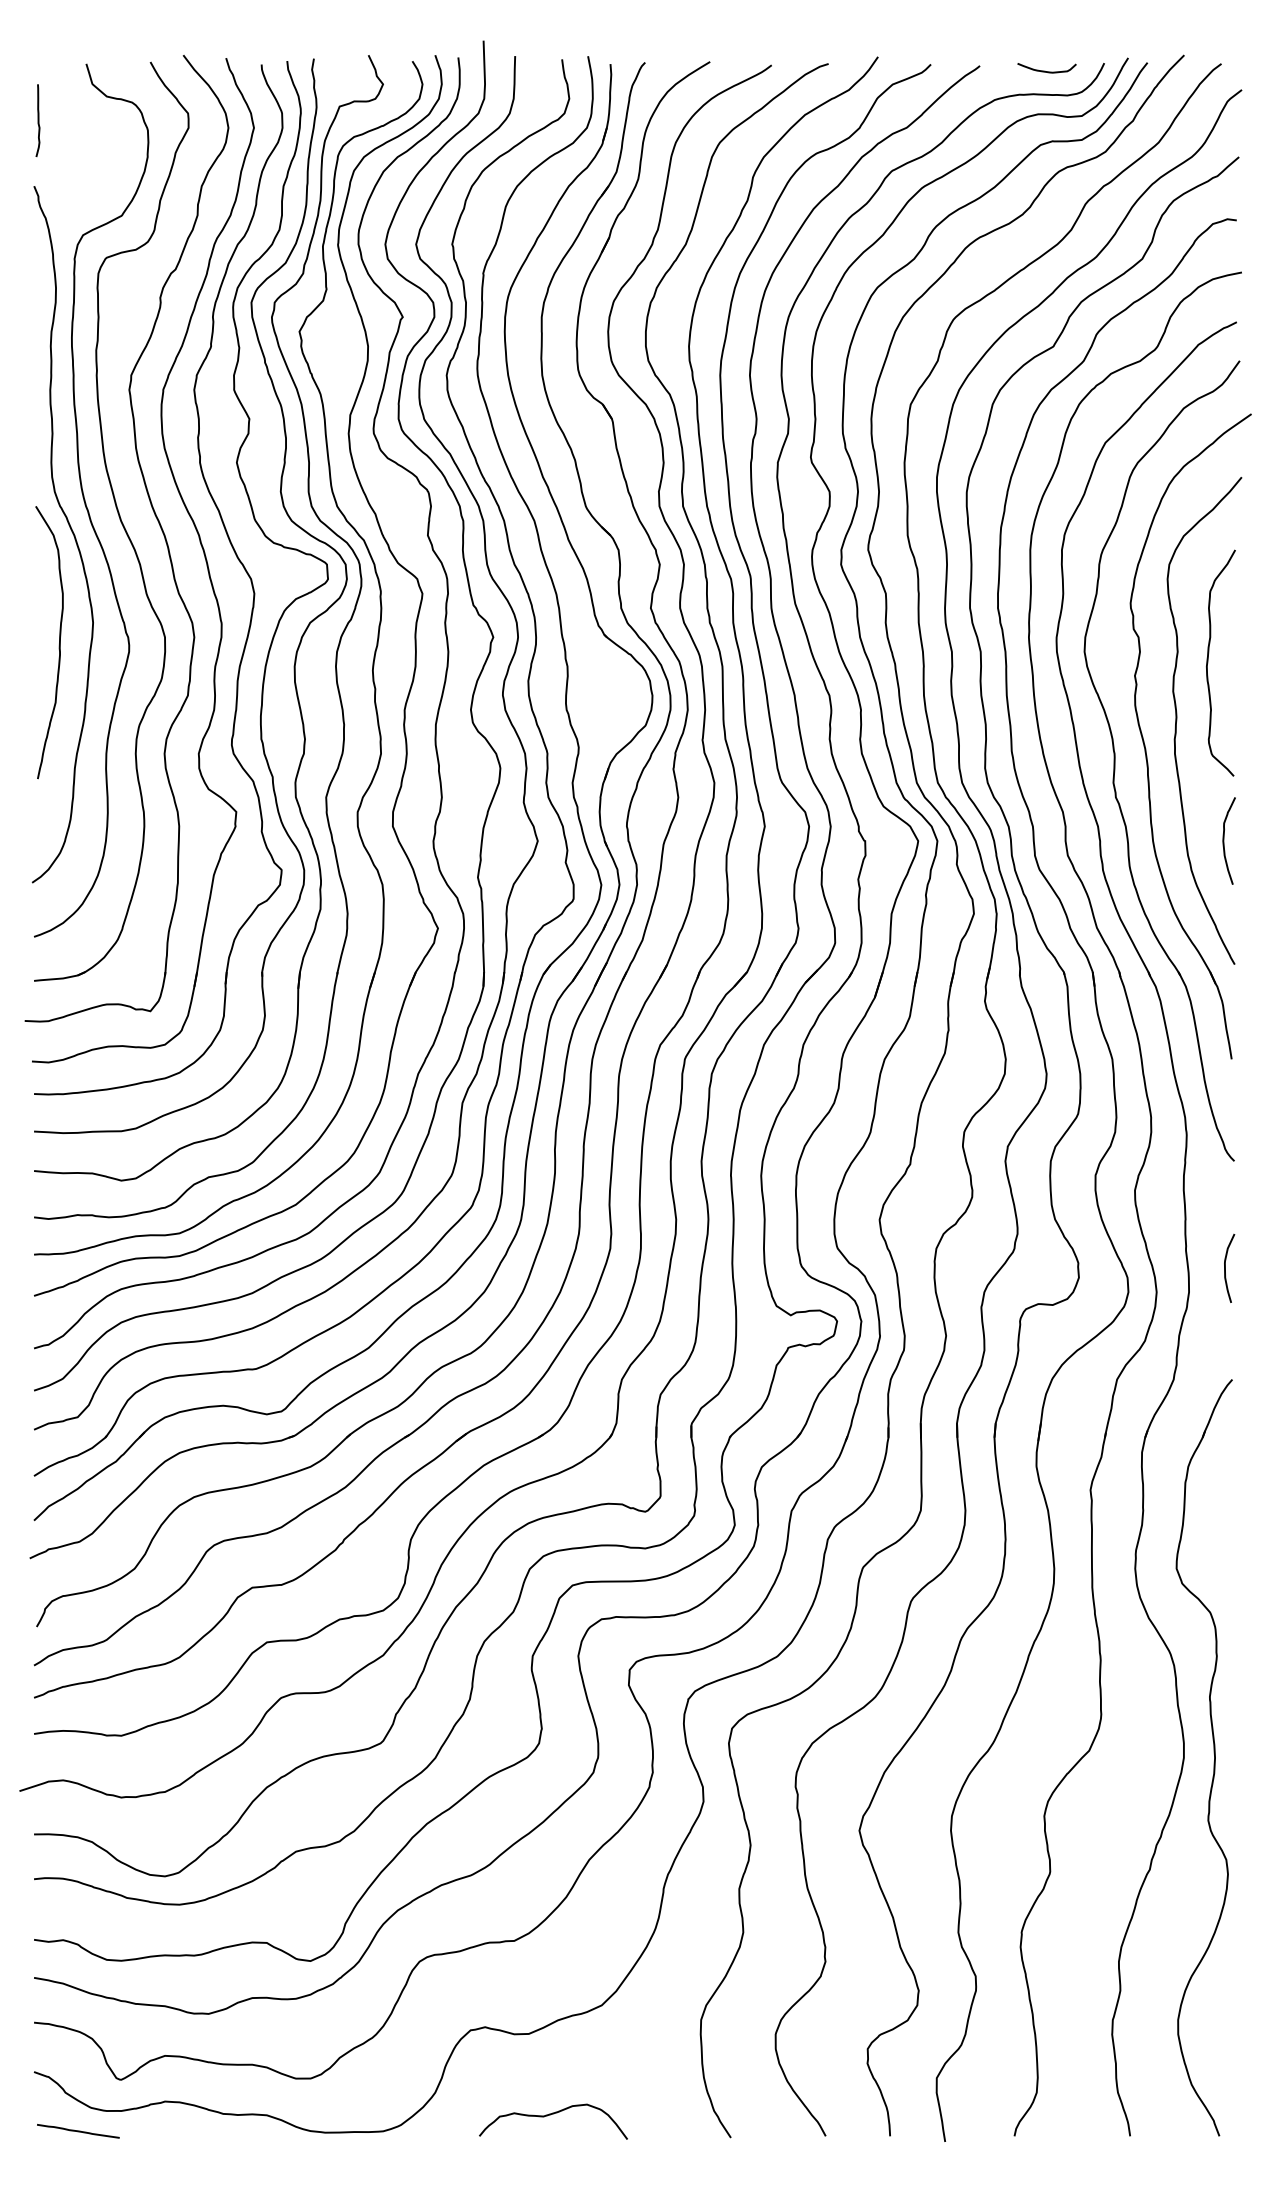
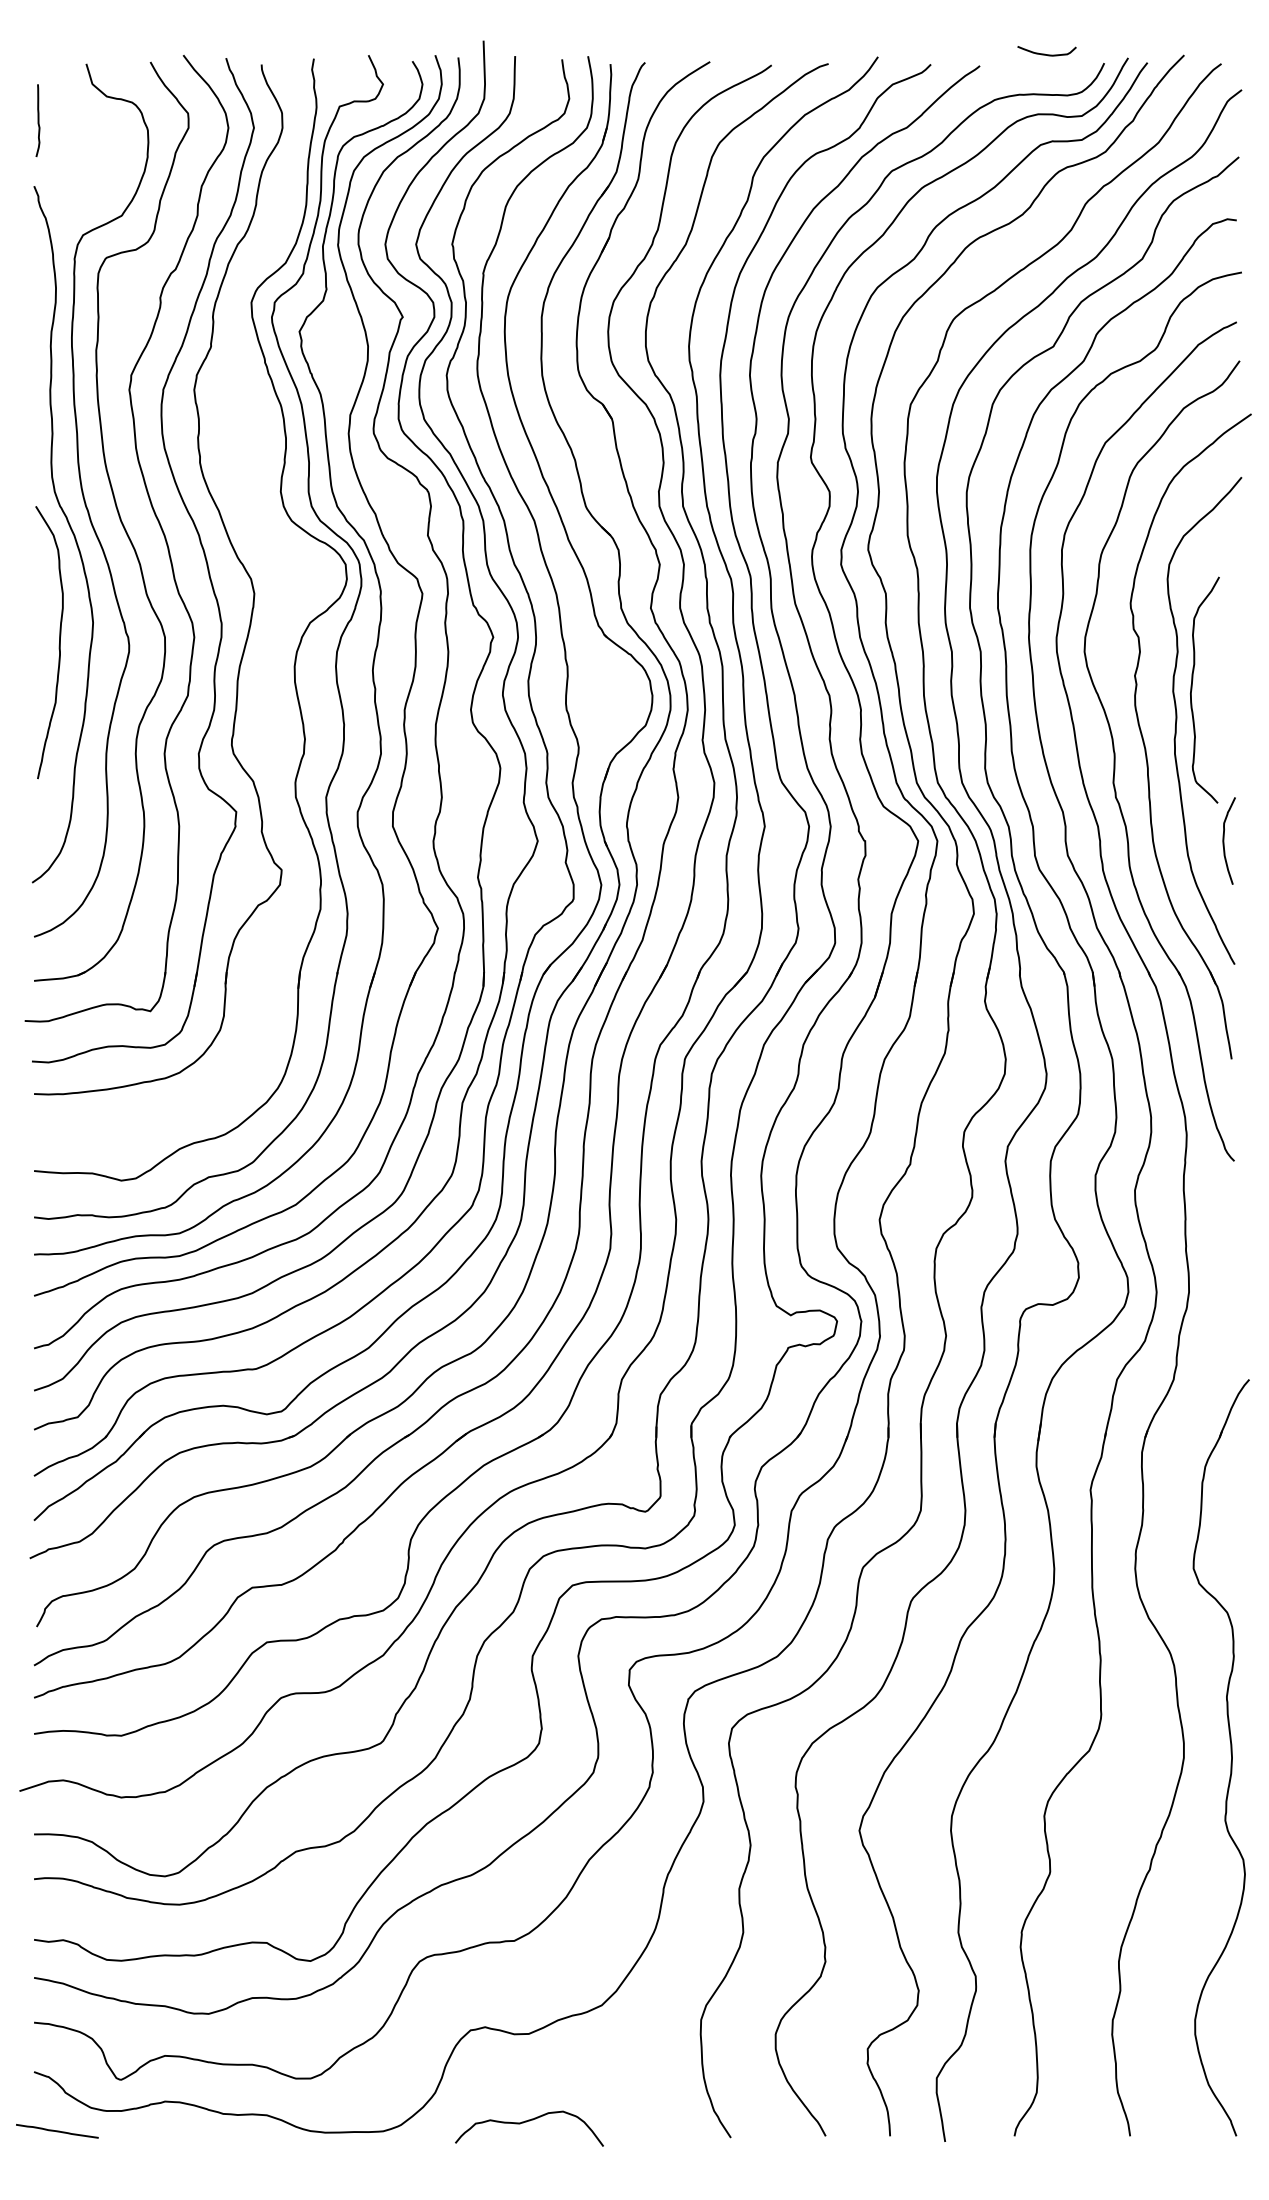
curve position: (1045, 70) -> (1045, 53) (1045, 53)
part: present -> none (273, 633)
curve position: (1208, 662) -> (1192, 689) (1192, 689)
curve: present -> none (1225, 1267)
part position: (1213, 1753) -> (1230, 1753) (1230, 1753)
curve position: (550, 2115) -> (526, 2122) (526, 2122)
line position: (78, 2131) -> (57, 2131) (57, 2131)
